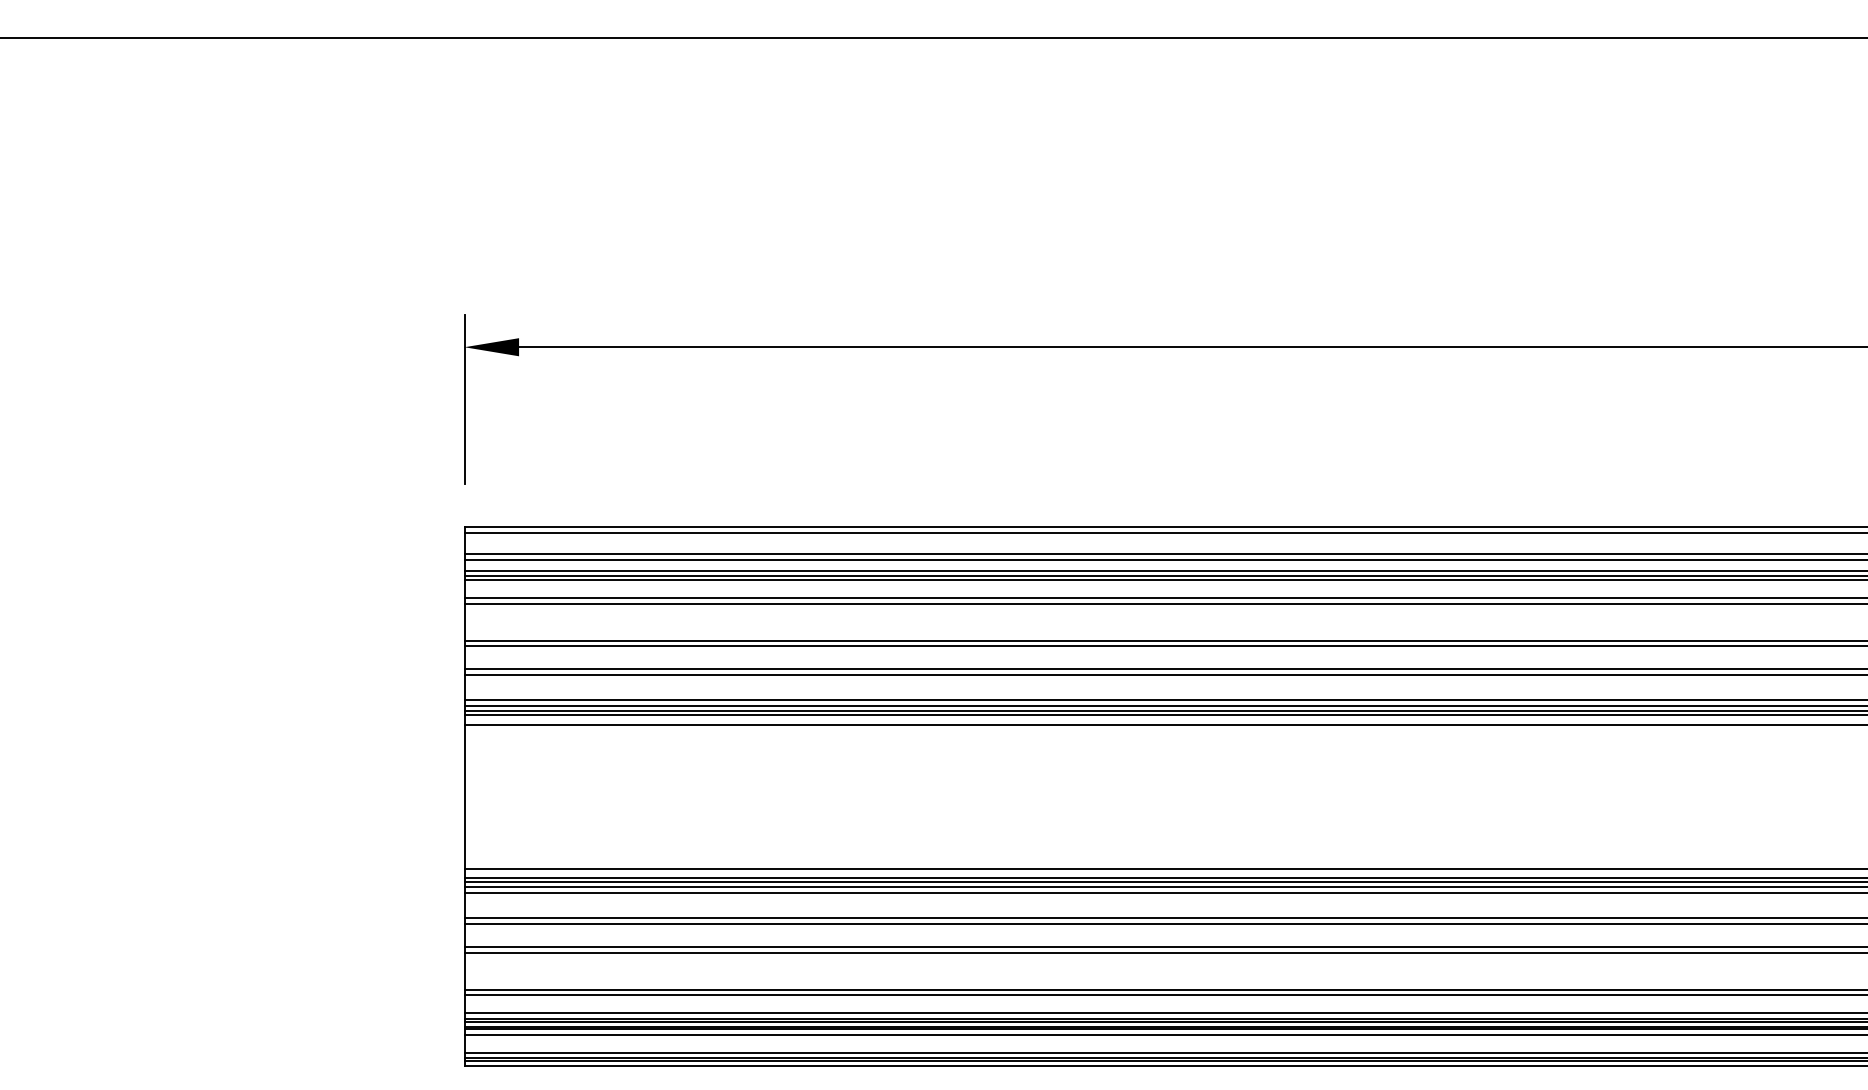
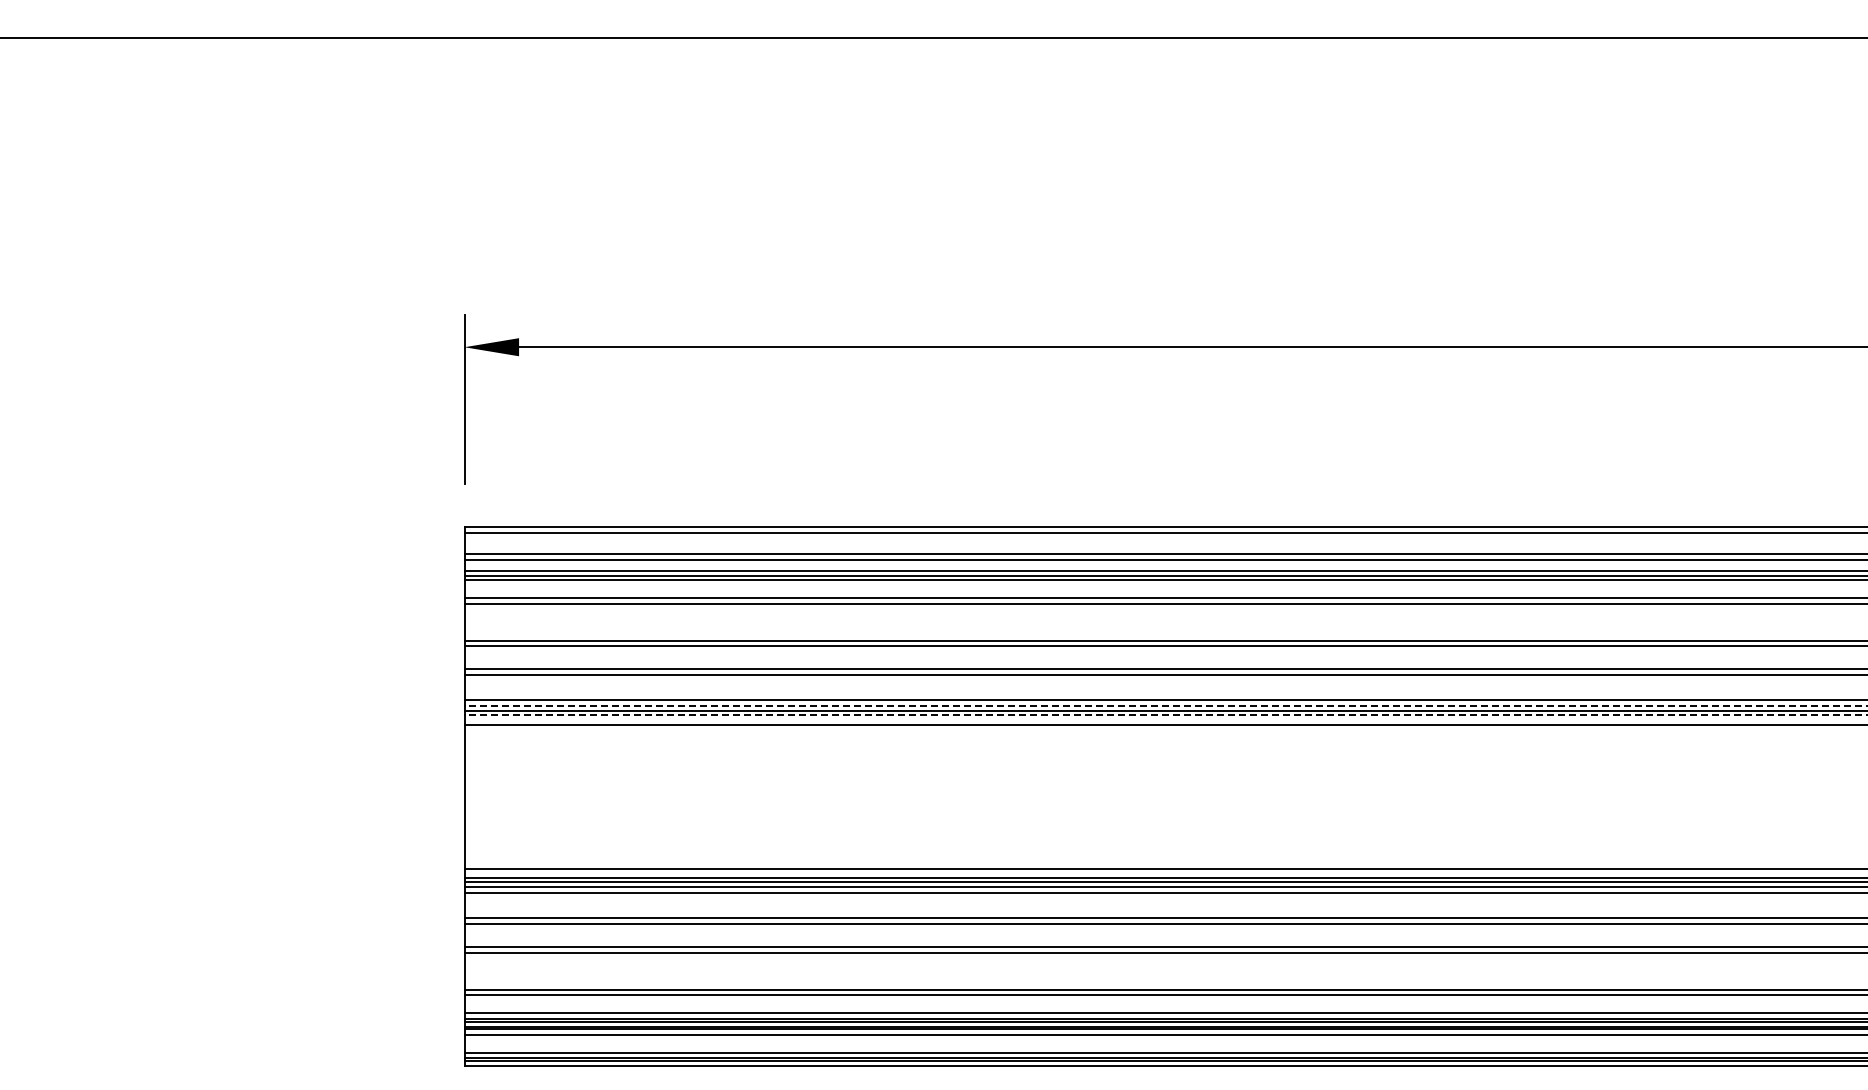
line: solid -> dashed (1165, 705)
line: solid -> dashed (1165, 715)
